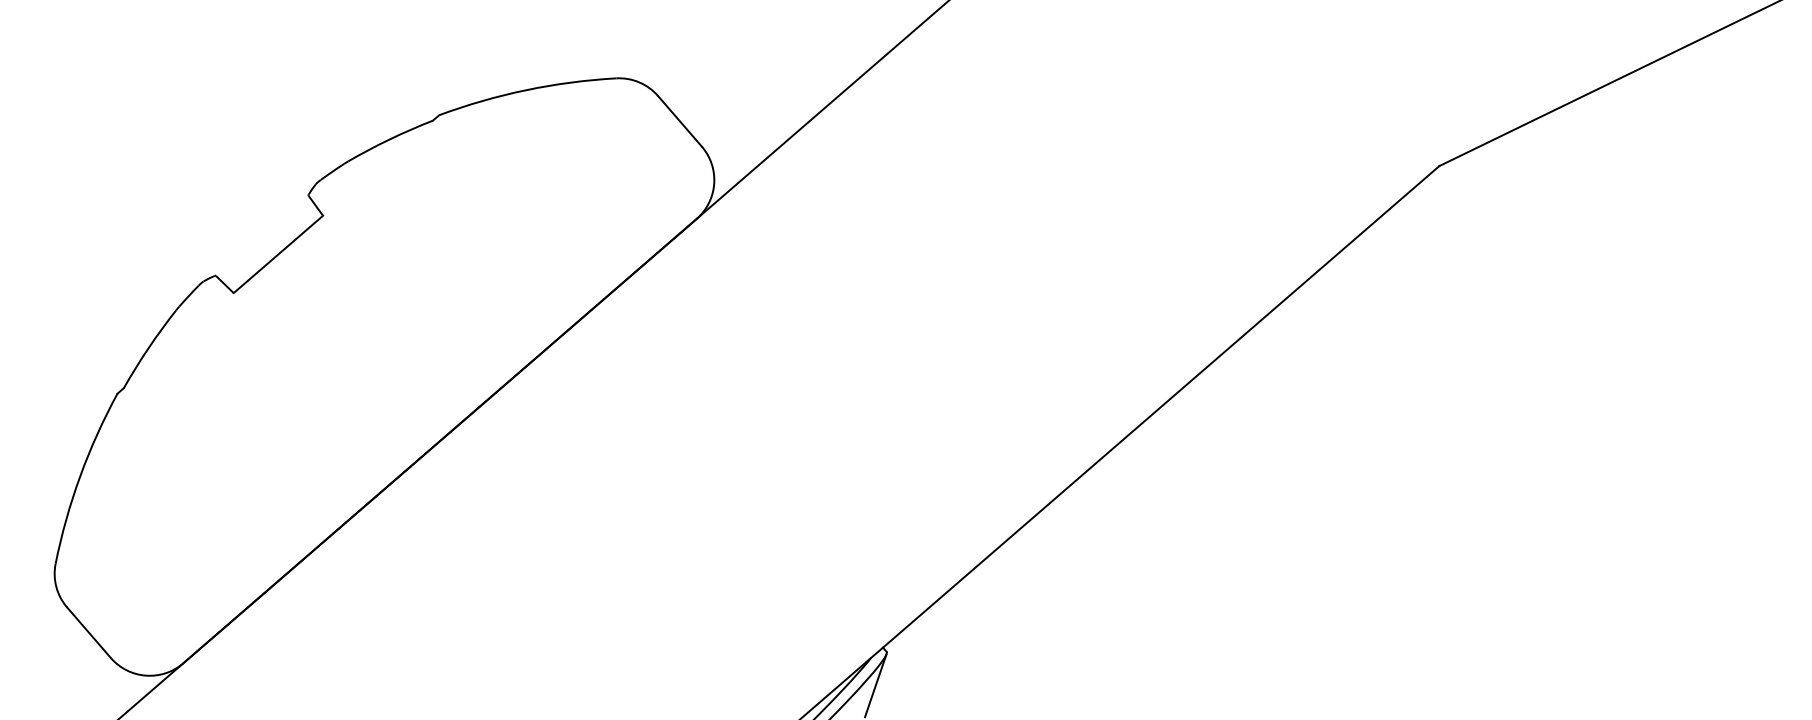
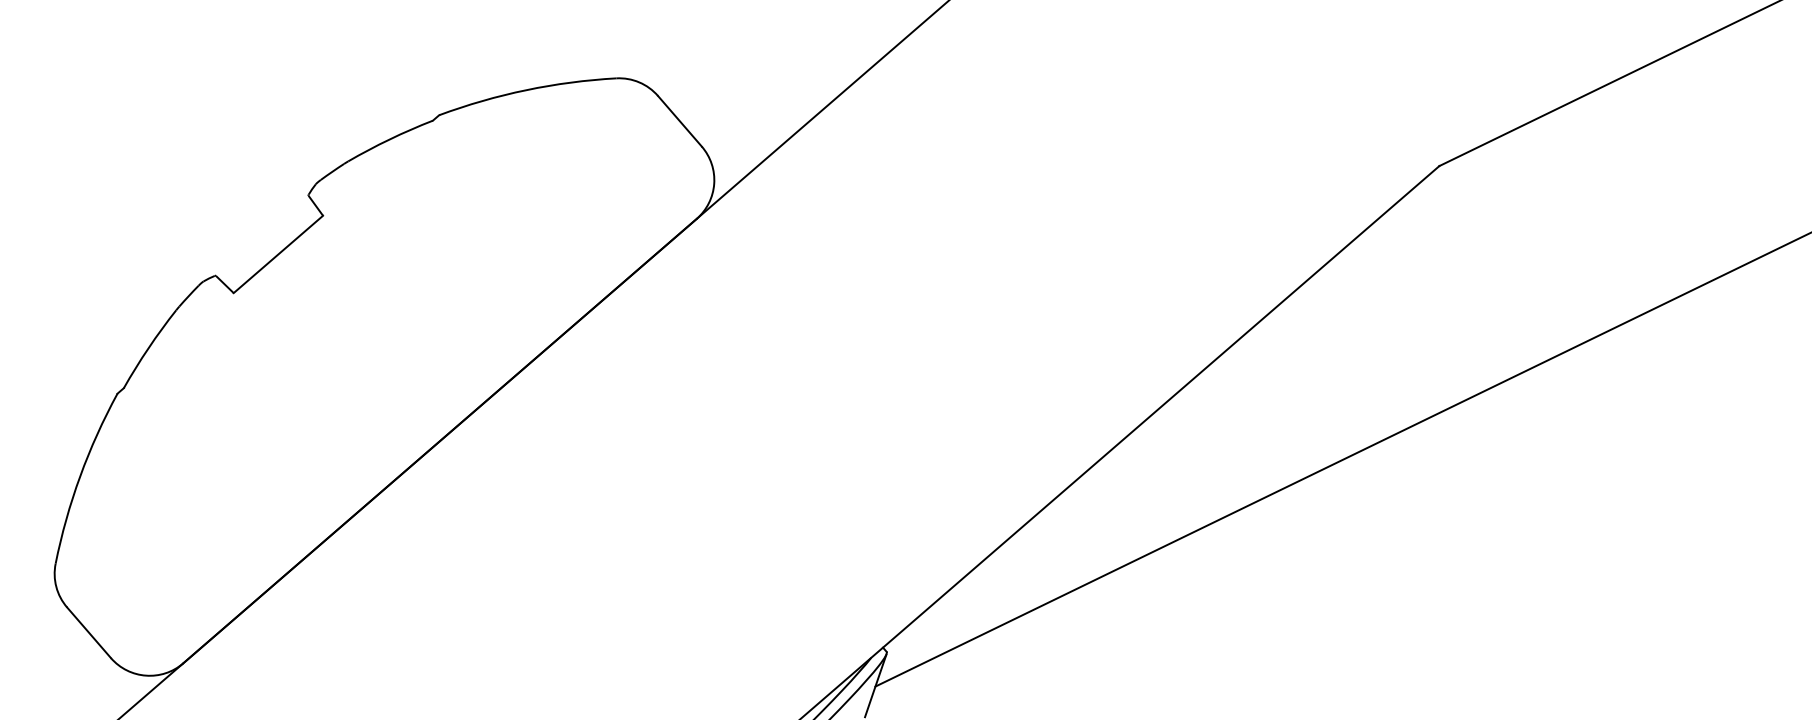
line: none -> present (1341, 459)
